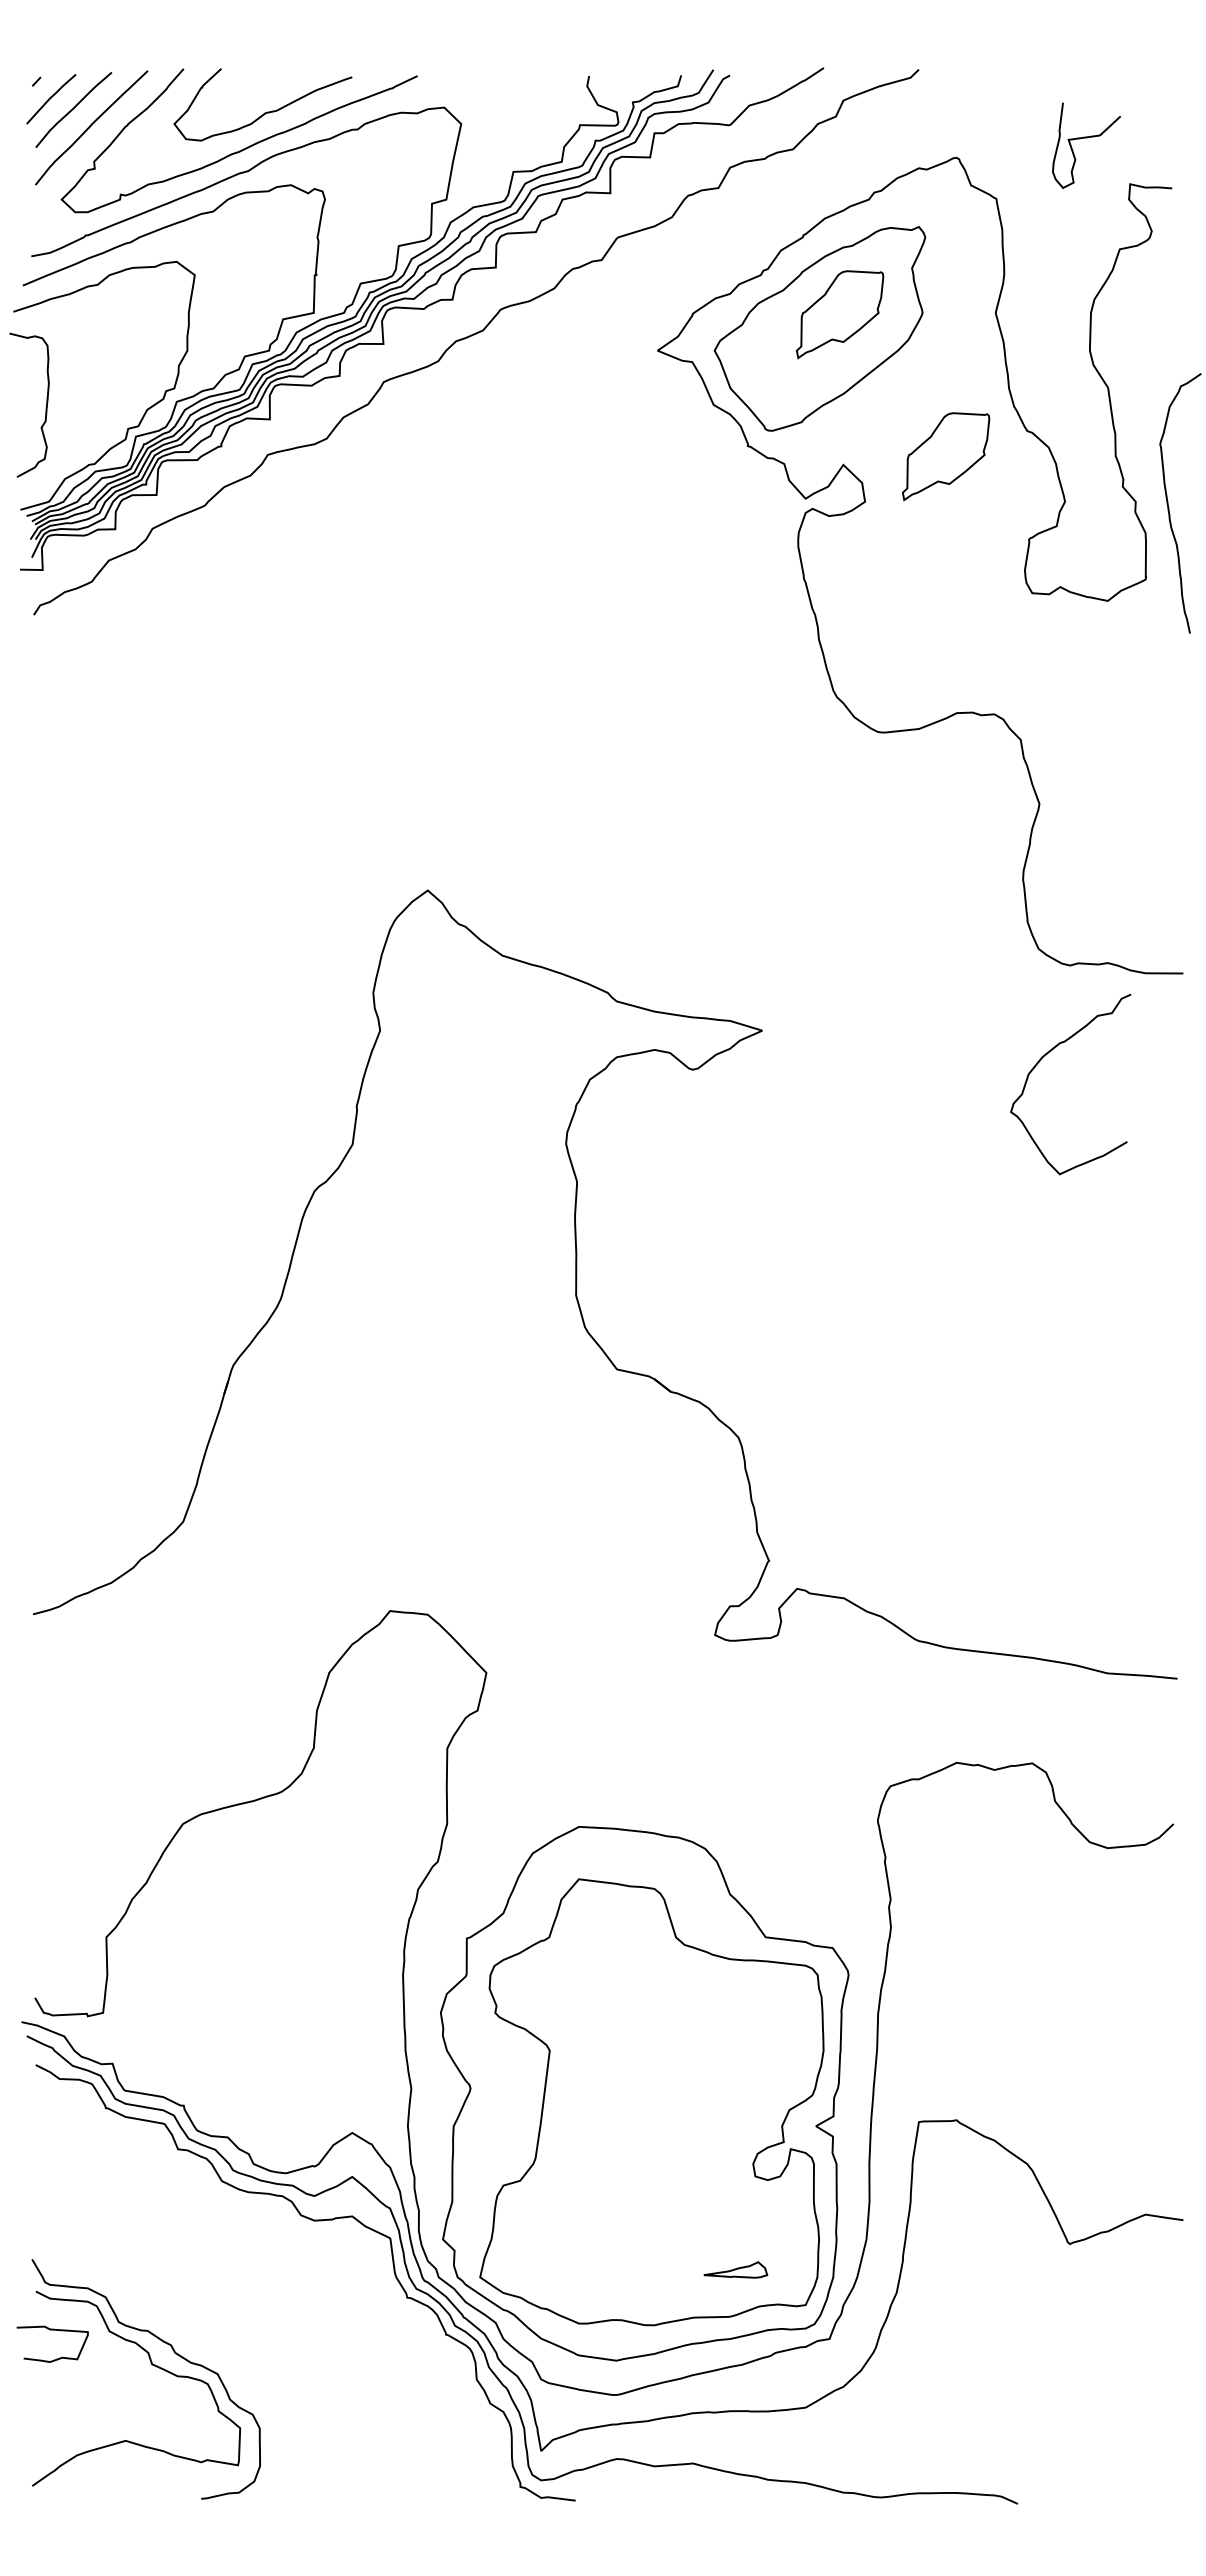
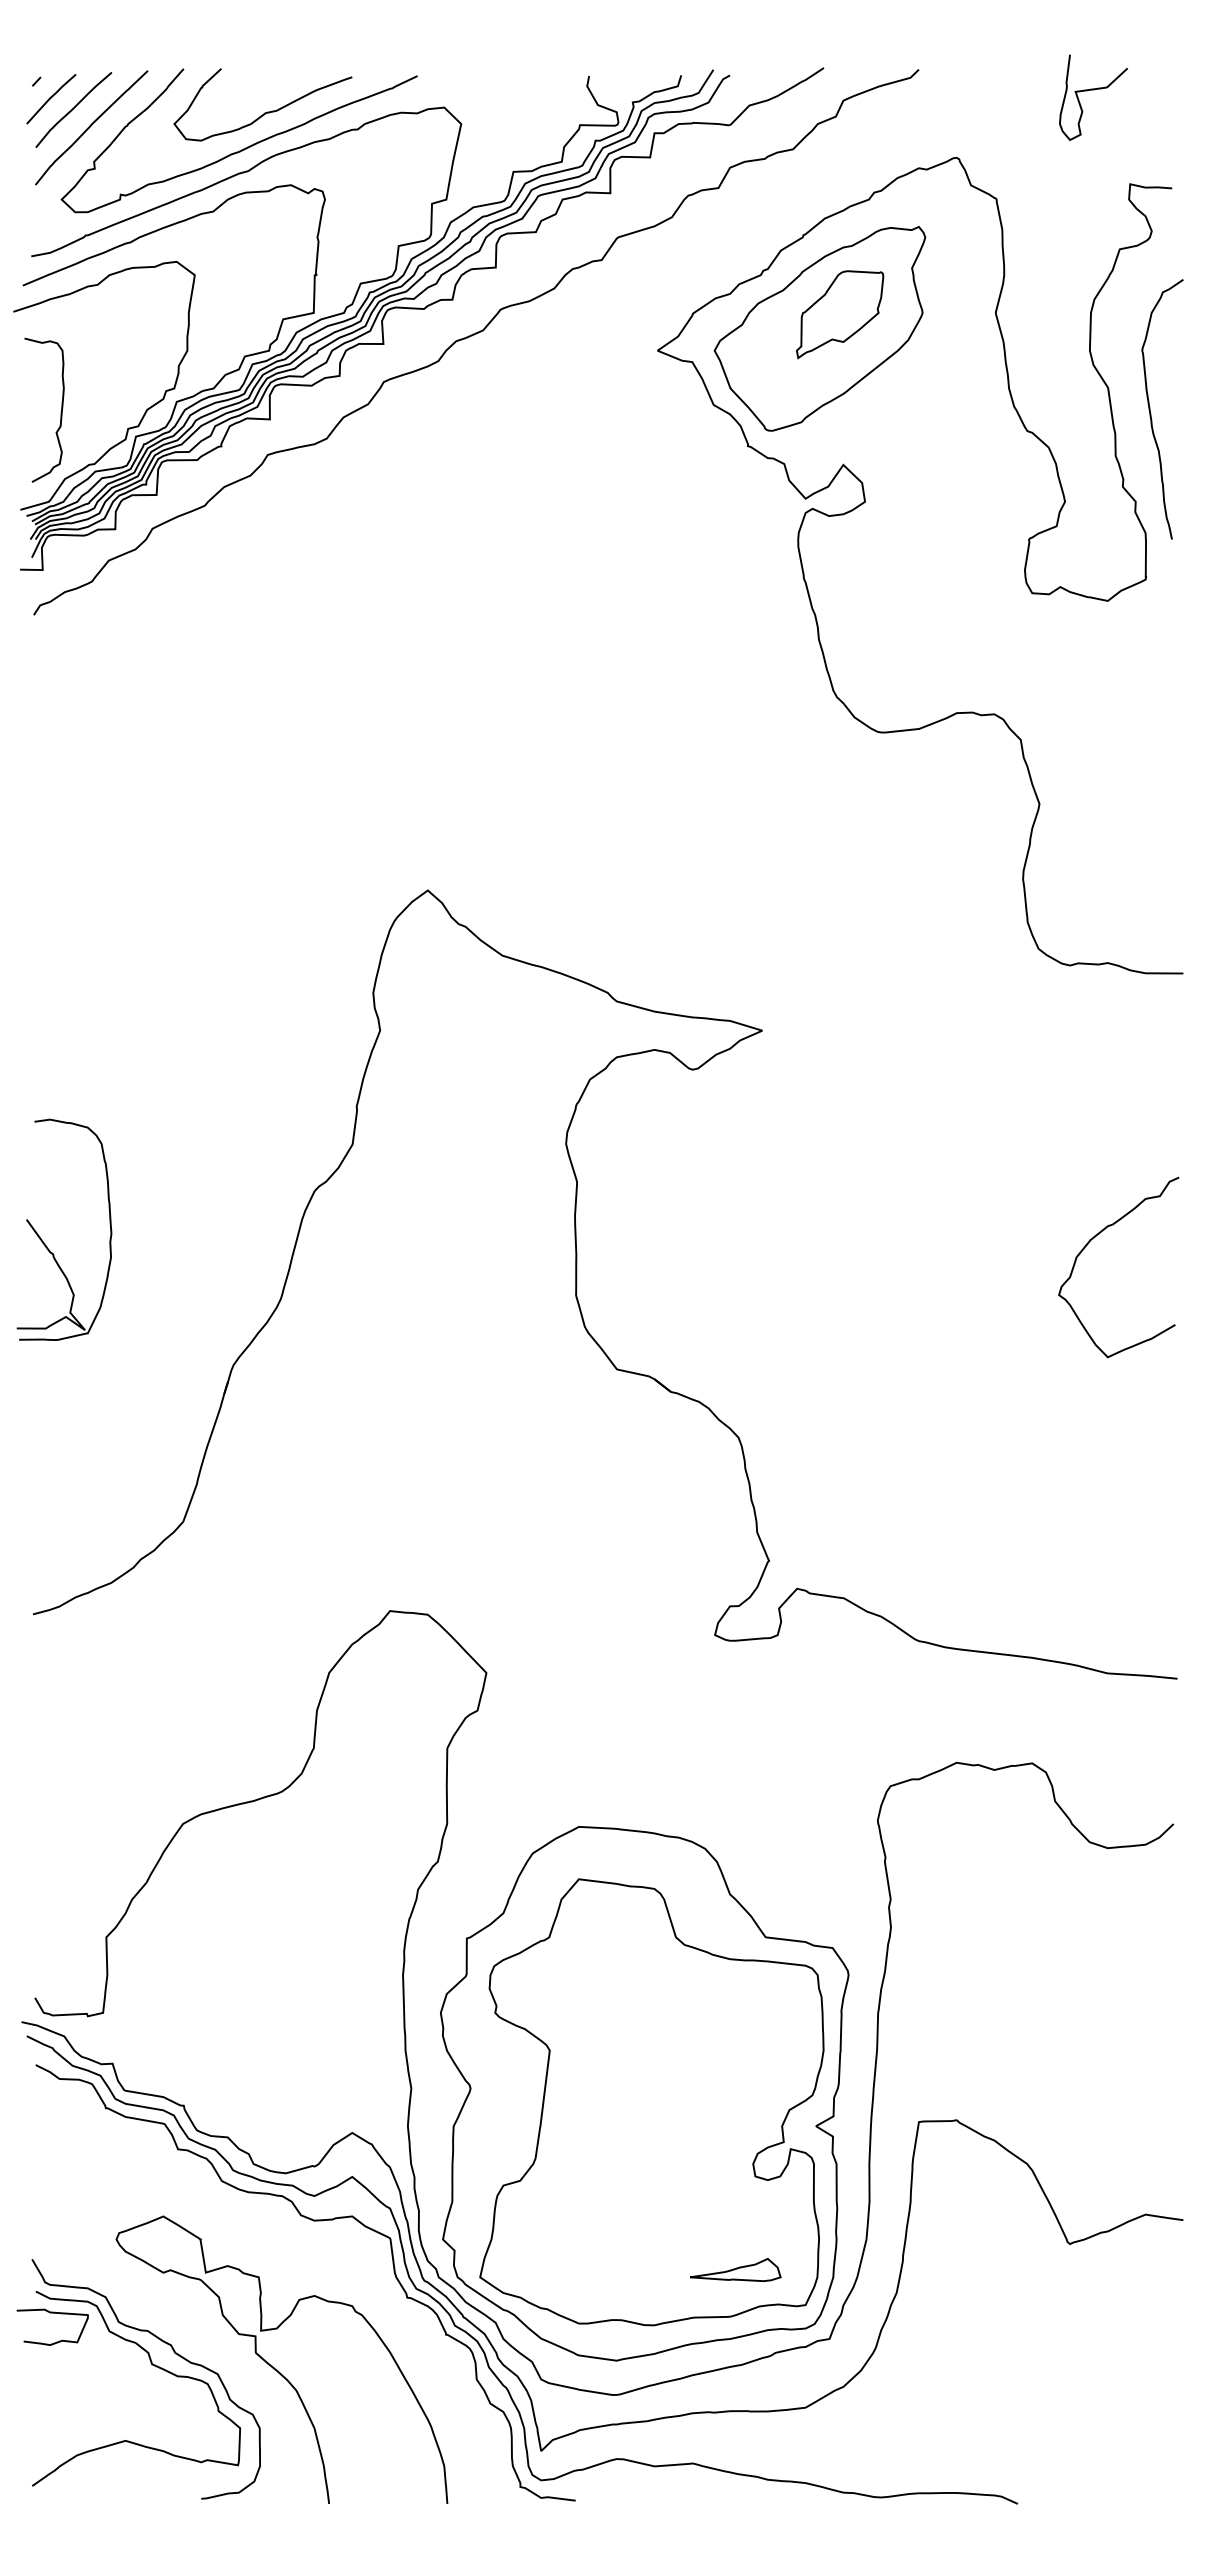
curve position: (1086, 138) -> (1093, 90) (1093, 90)
curve position: (45, 407) -> (60, 412) (60, 412)
part: present -> none (946, 456)
curve position: (1169, 507) -> (1151, 413) (1151, 413)
curve position: (1046, 1055) -> (1094, 1238) (1094, 1238)
part: none -> present (44, 1242)
part size: 66x18 px -> 92x24 px (735, 2269)
curve position: (52, 2330) -> (52, 2313) (52, 2313)
curve: none -> present (273, 2366)
